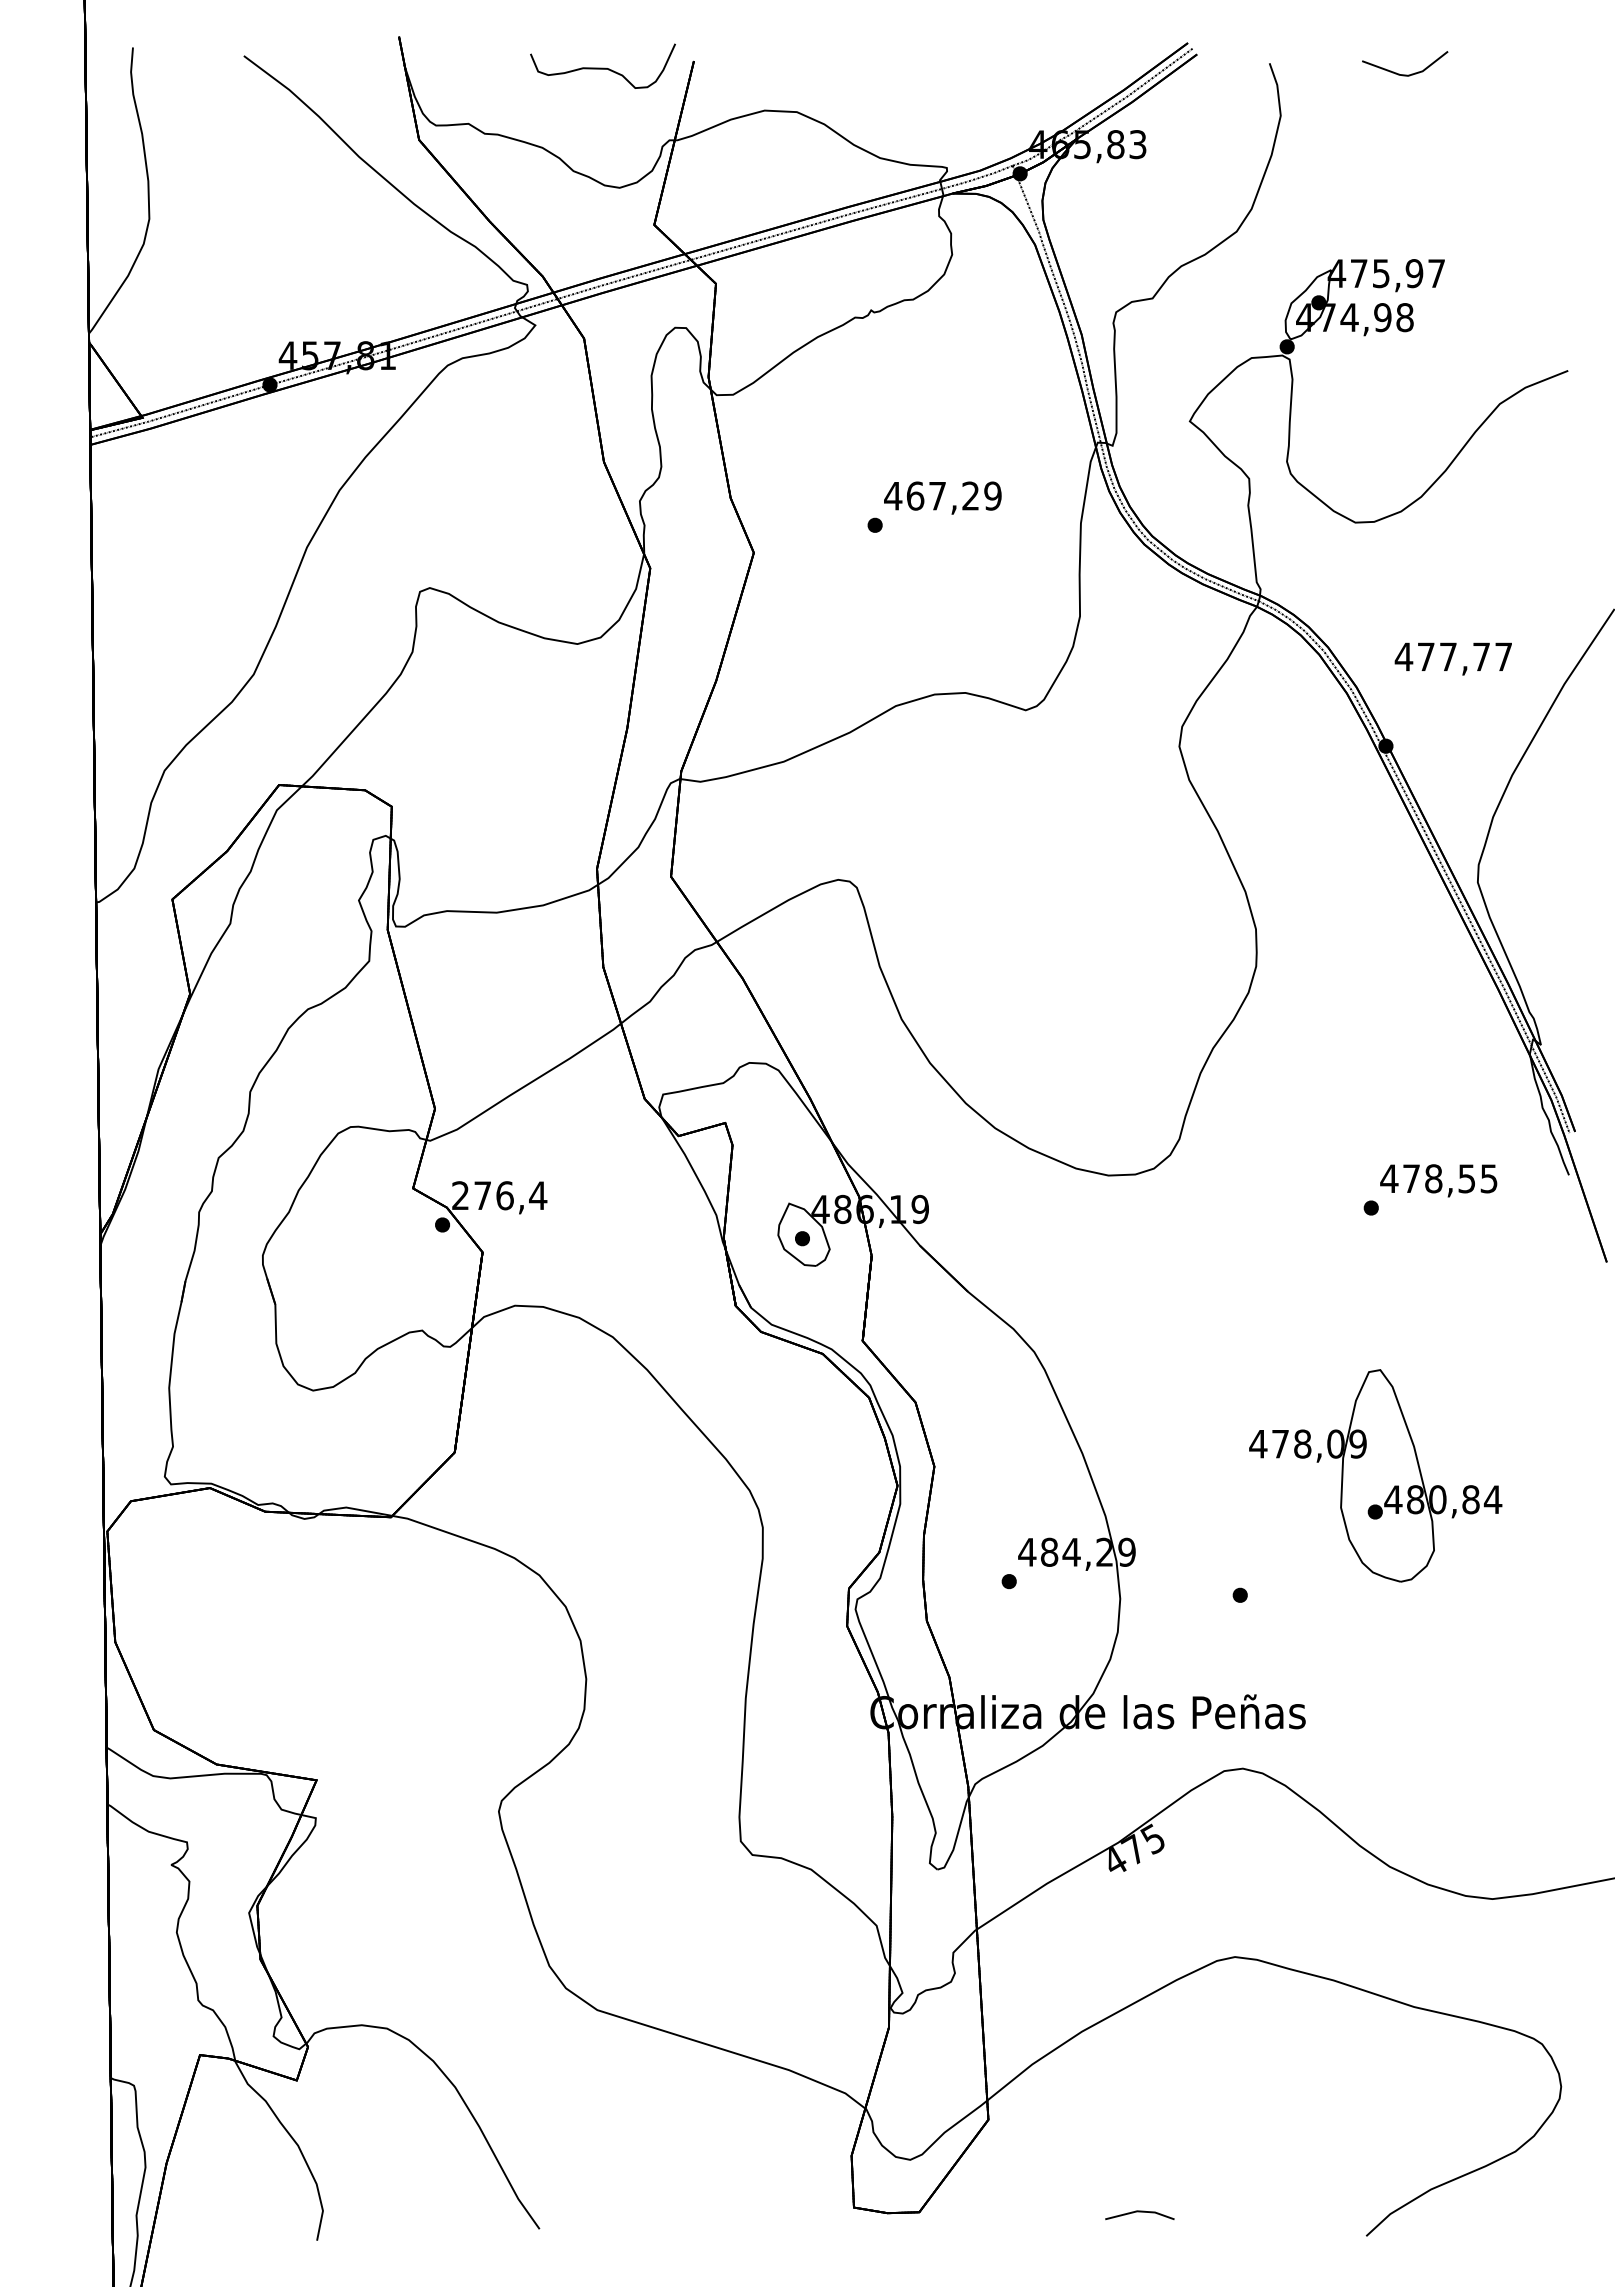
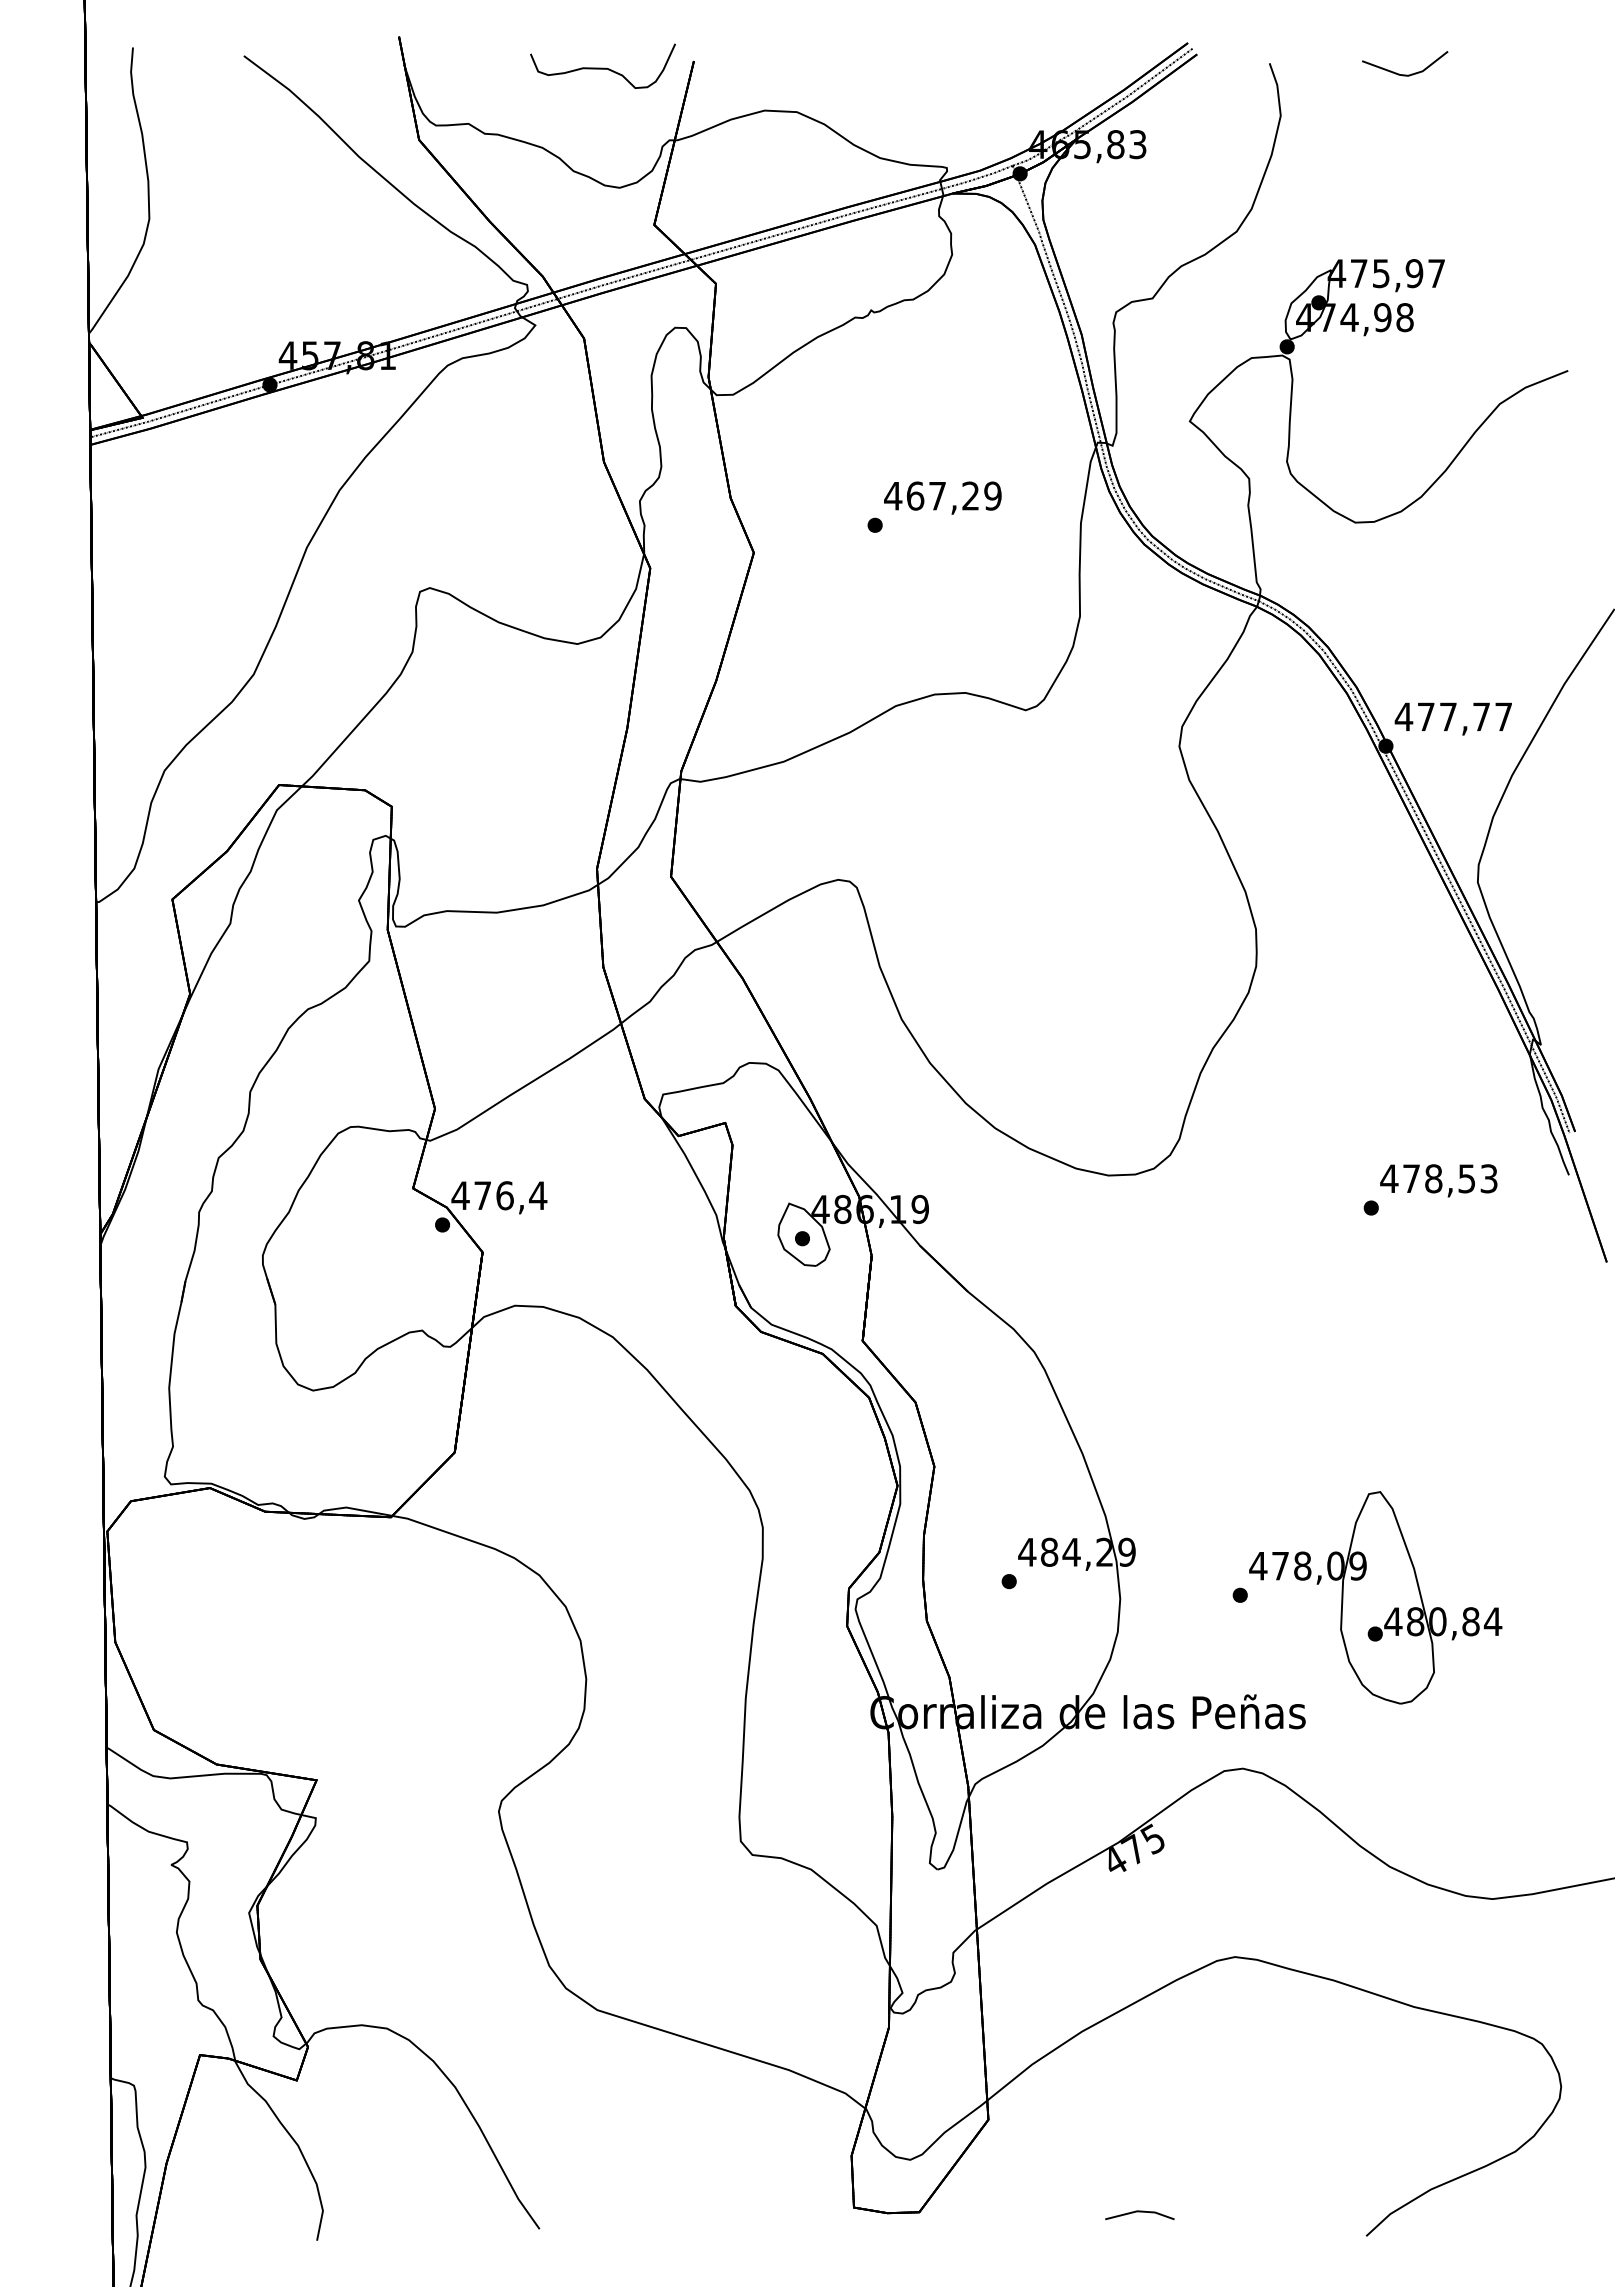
text position: (1452, 658) -> (1452, 718) (1452, 718)
text: 478,55 -> 478,53 (1489, 1178)
text: 276,4 -> 476,4 (460, 1195)
part position: (1375, 1475) -> (1375, 1597) (1375, 1597)
